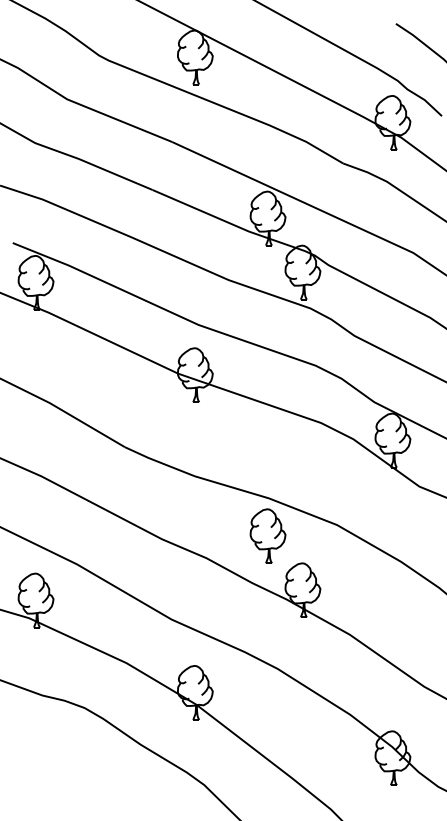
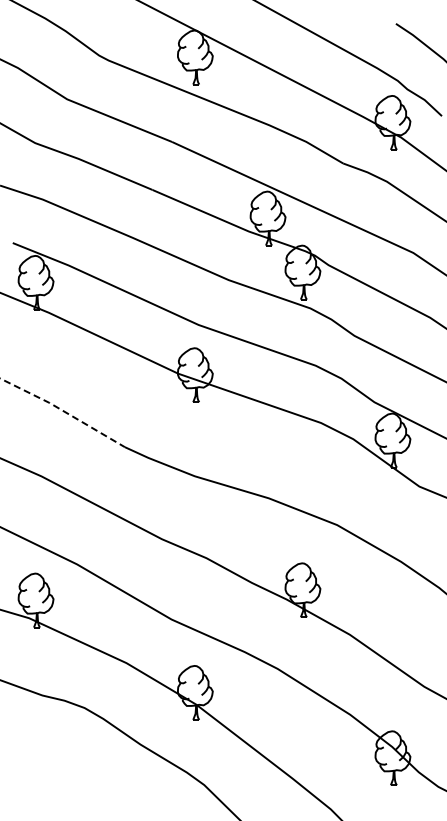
line: solid -> dashed (63, 411)
part: present -> none (267, 535)
